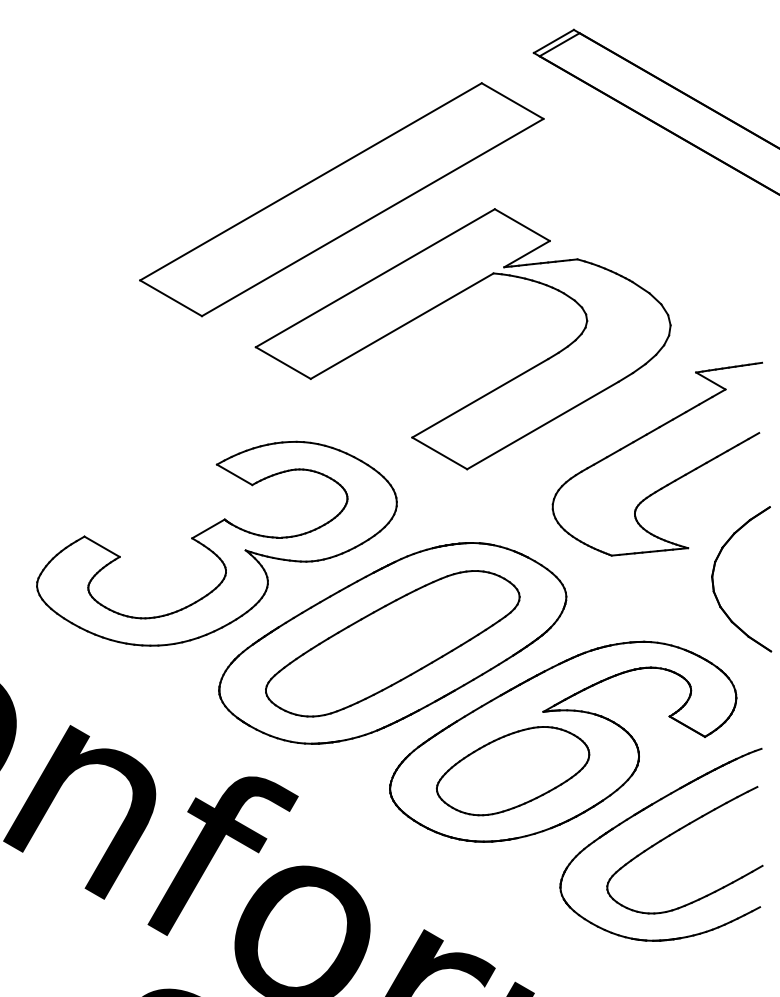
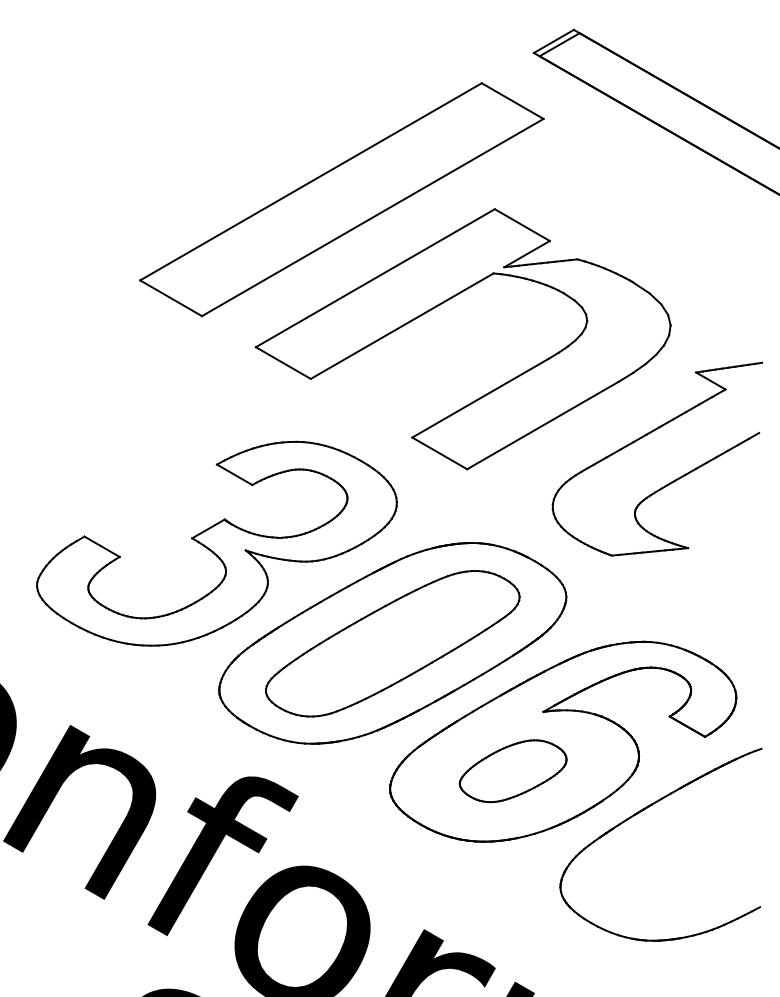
part: present -> none (714, 585)
part size: 155x91 px -> 110x65 px (512, 771)
part: present -> none (673, 834)
